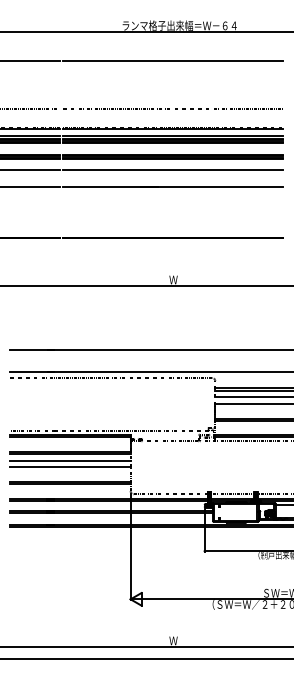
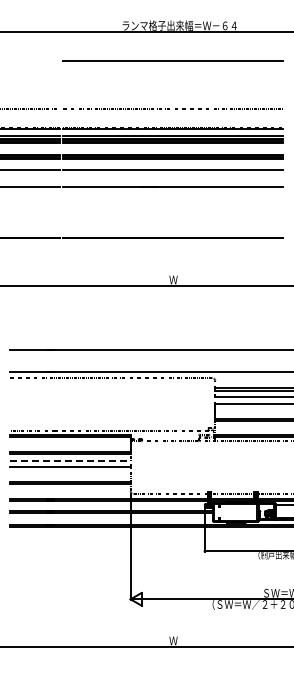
line: present -> none (31, 61)
line: solid -> dashed (71, 461)
line: present -> none (146, 658)
